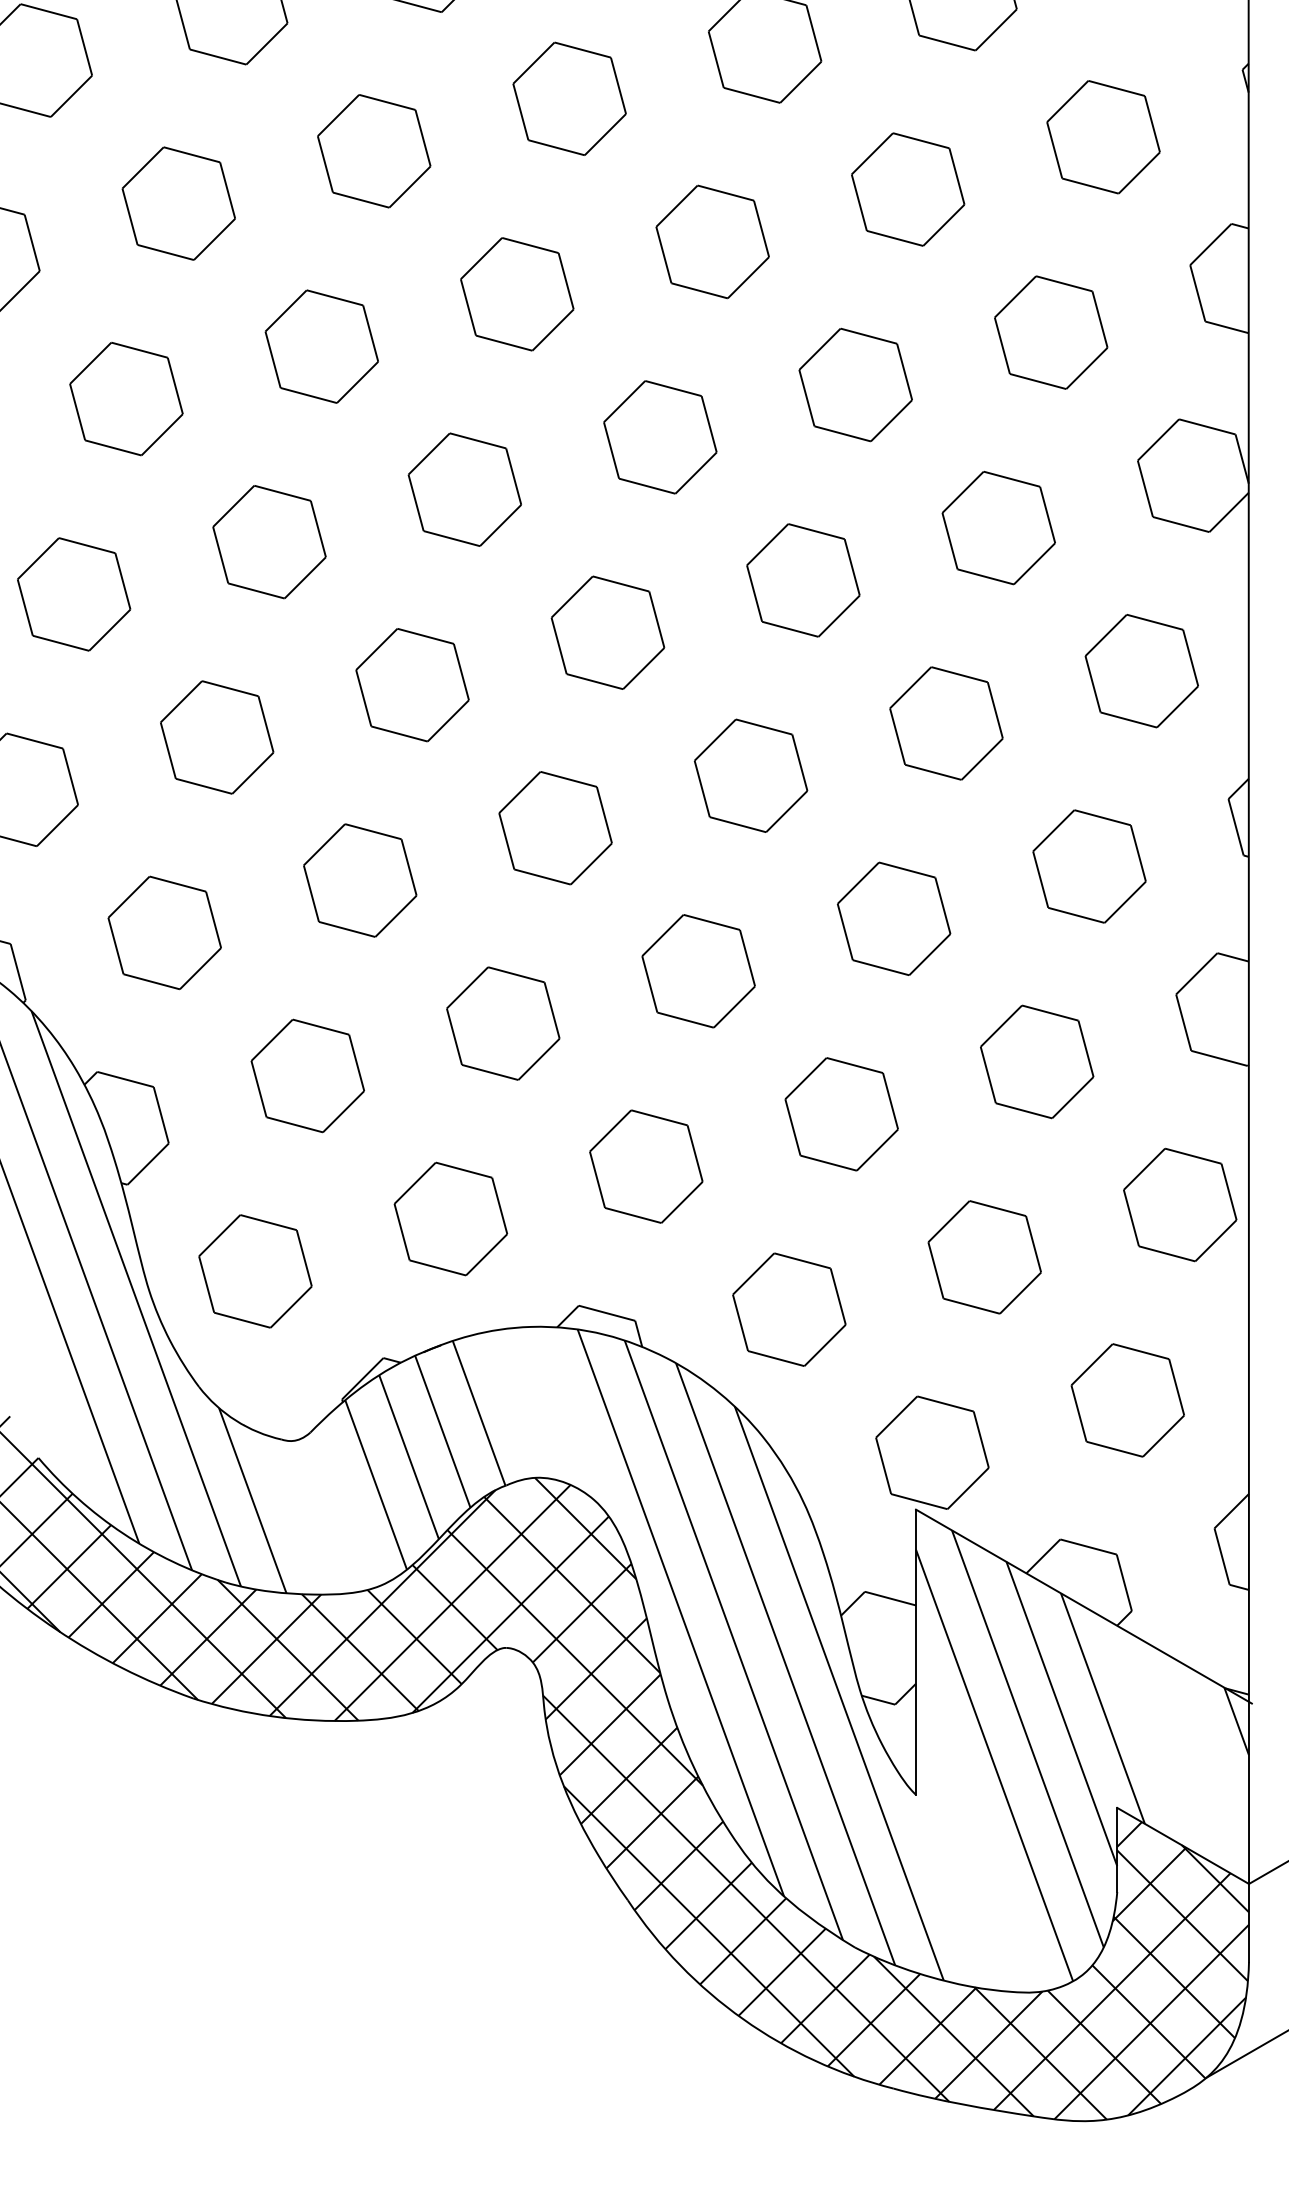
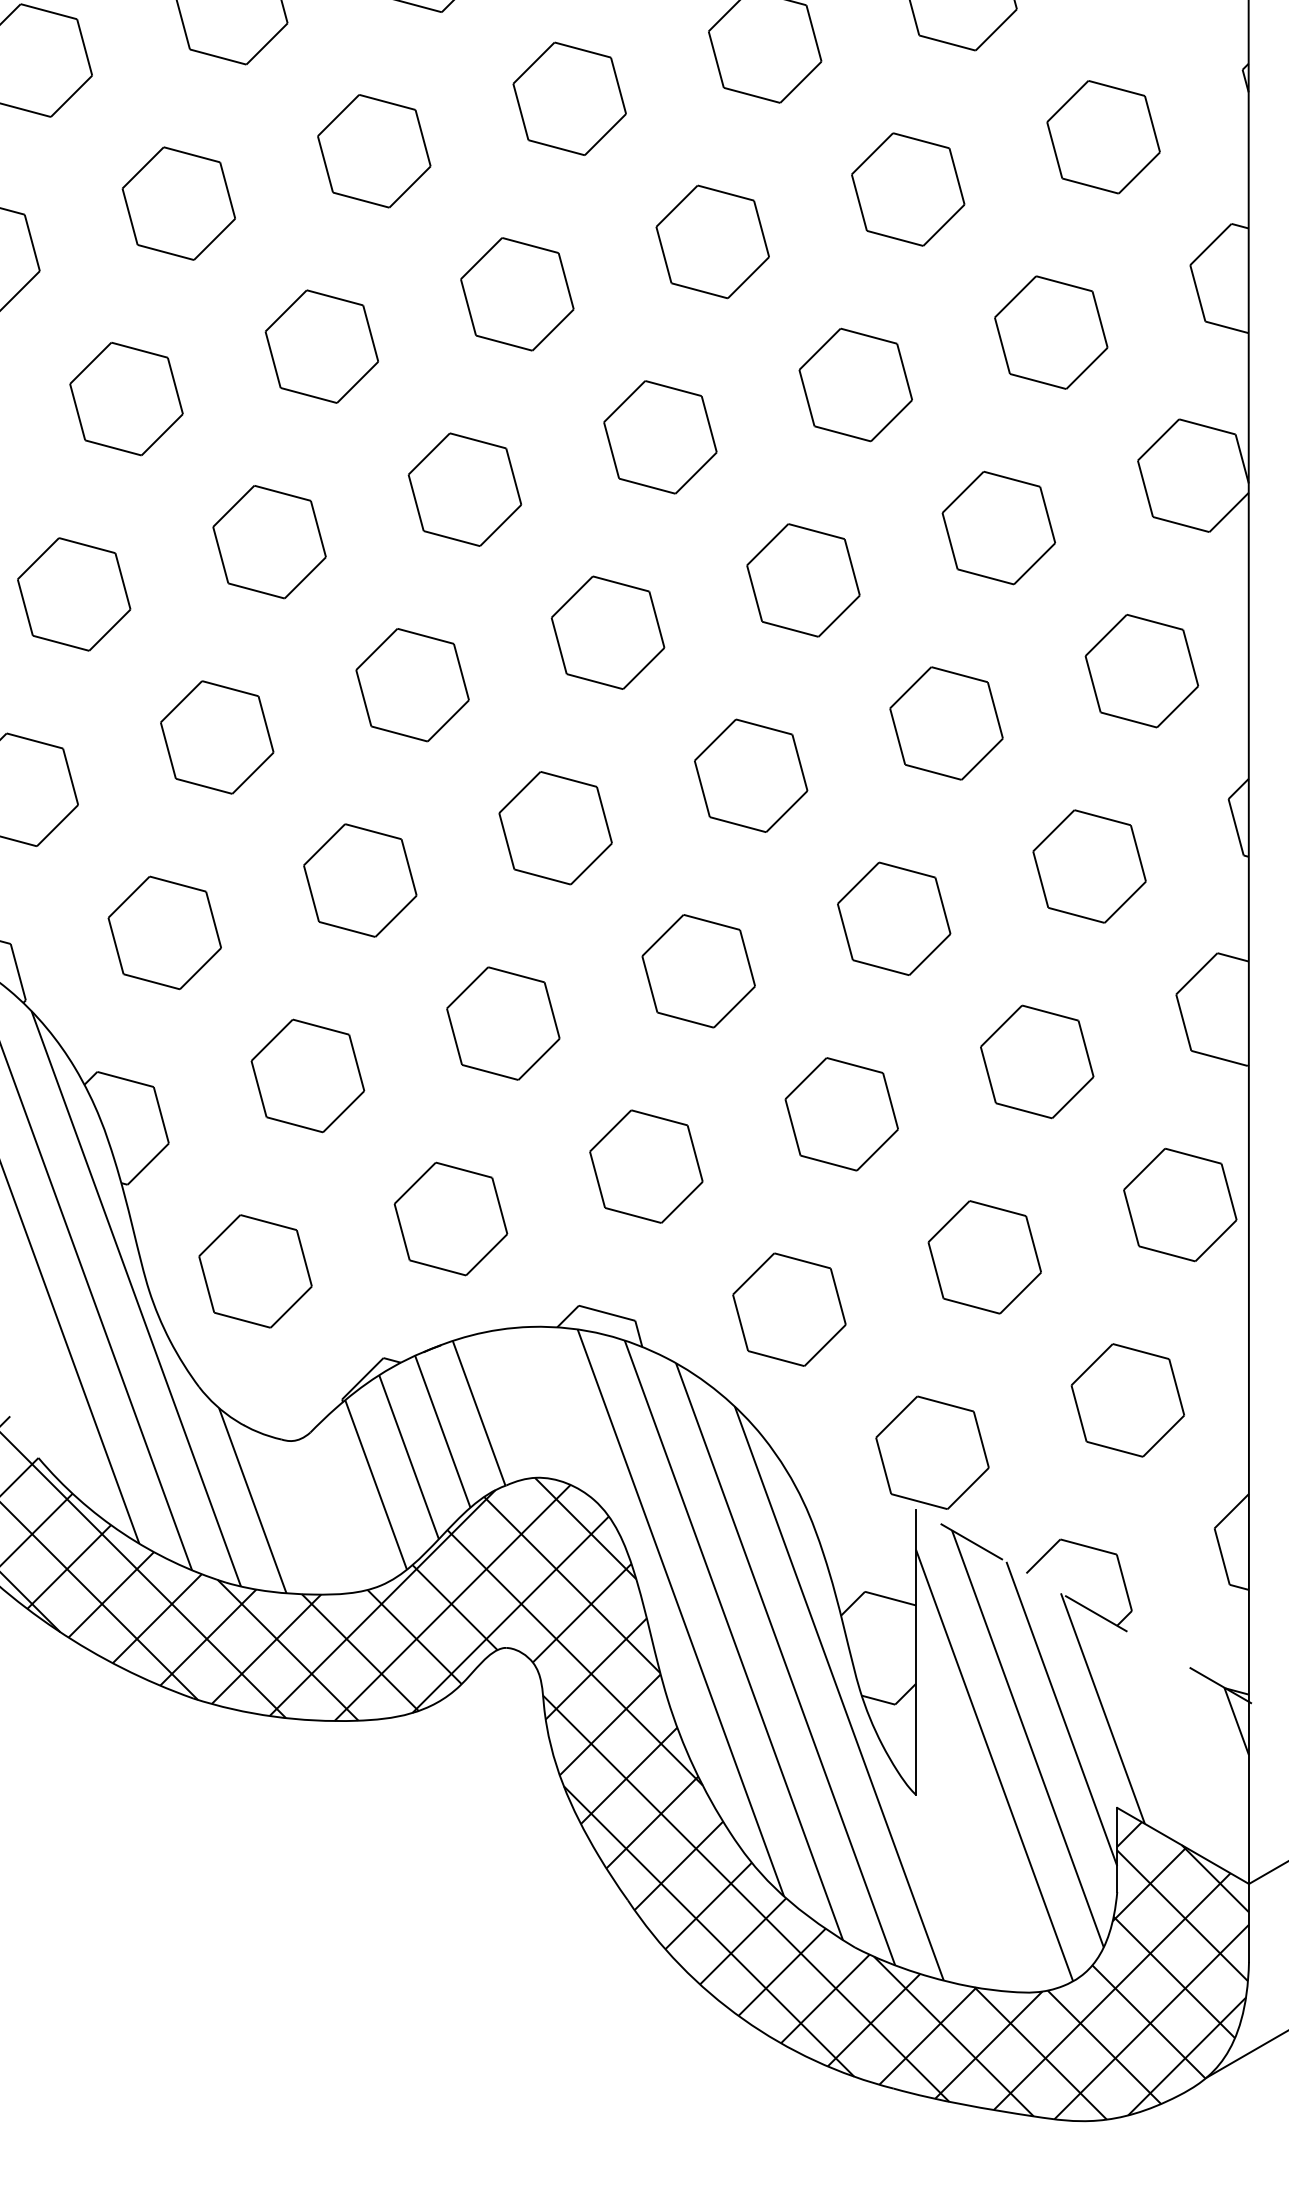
line: solid -> dashed (1083, 1606)
